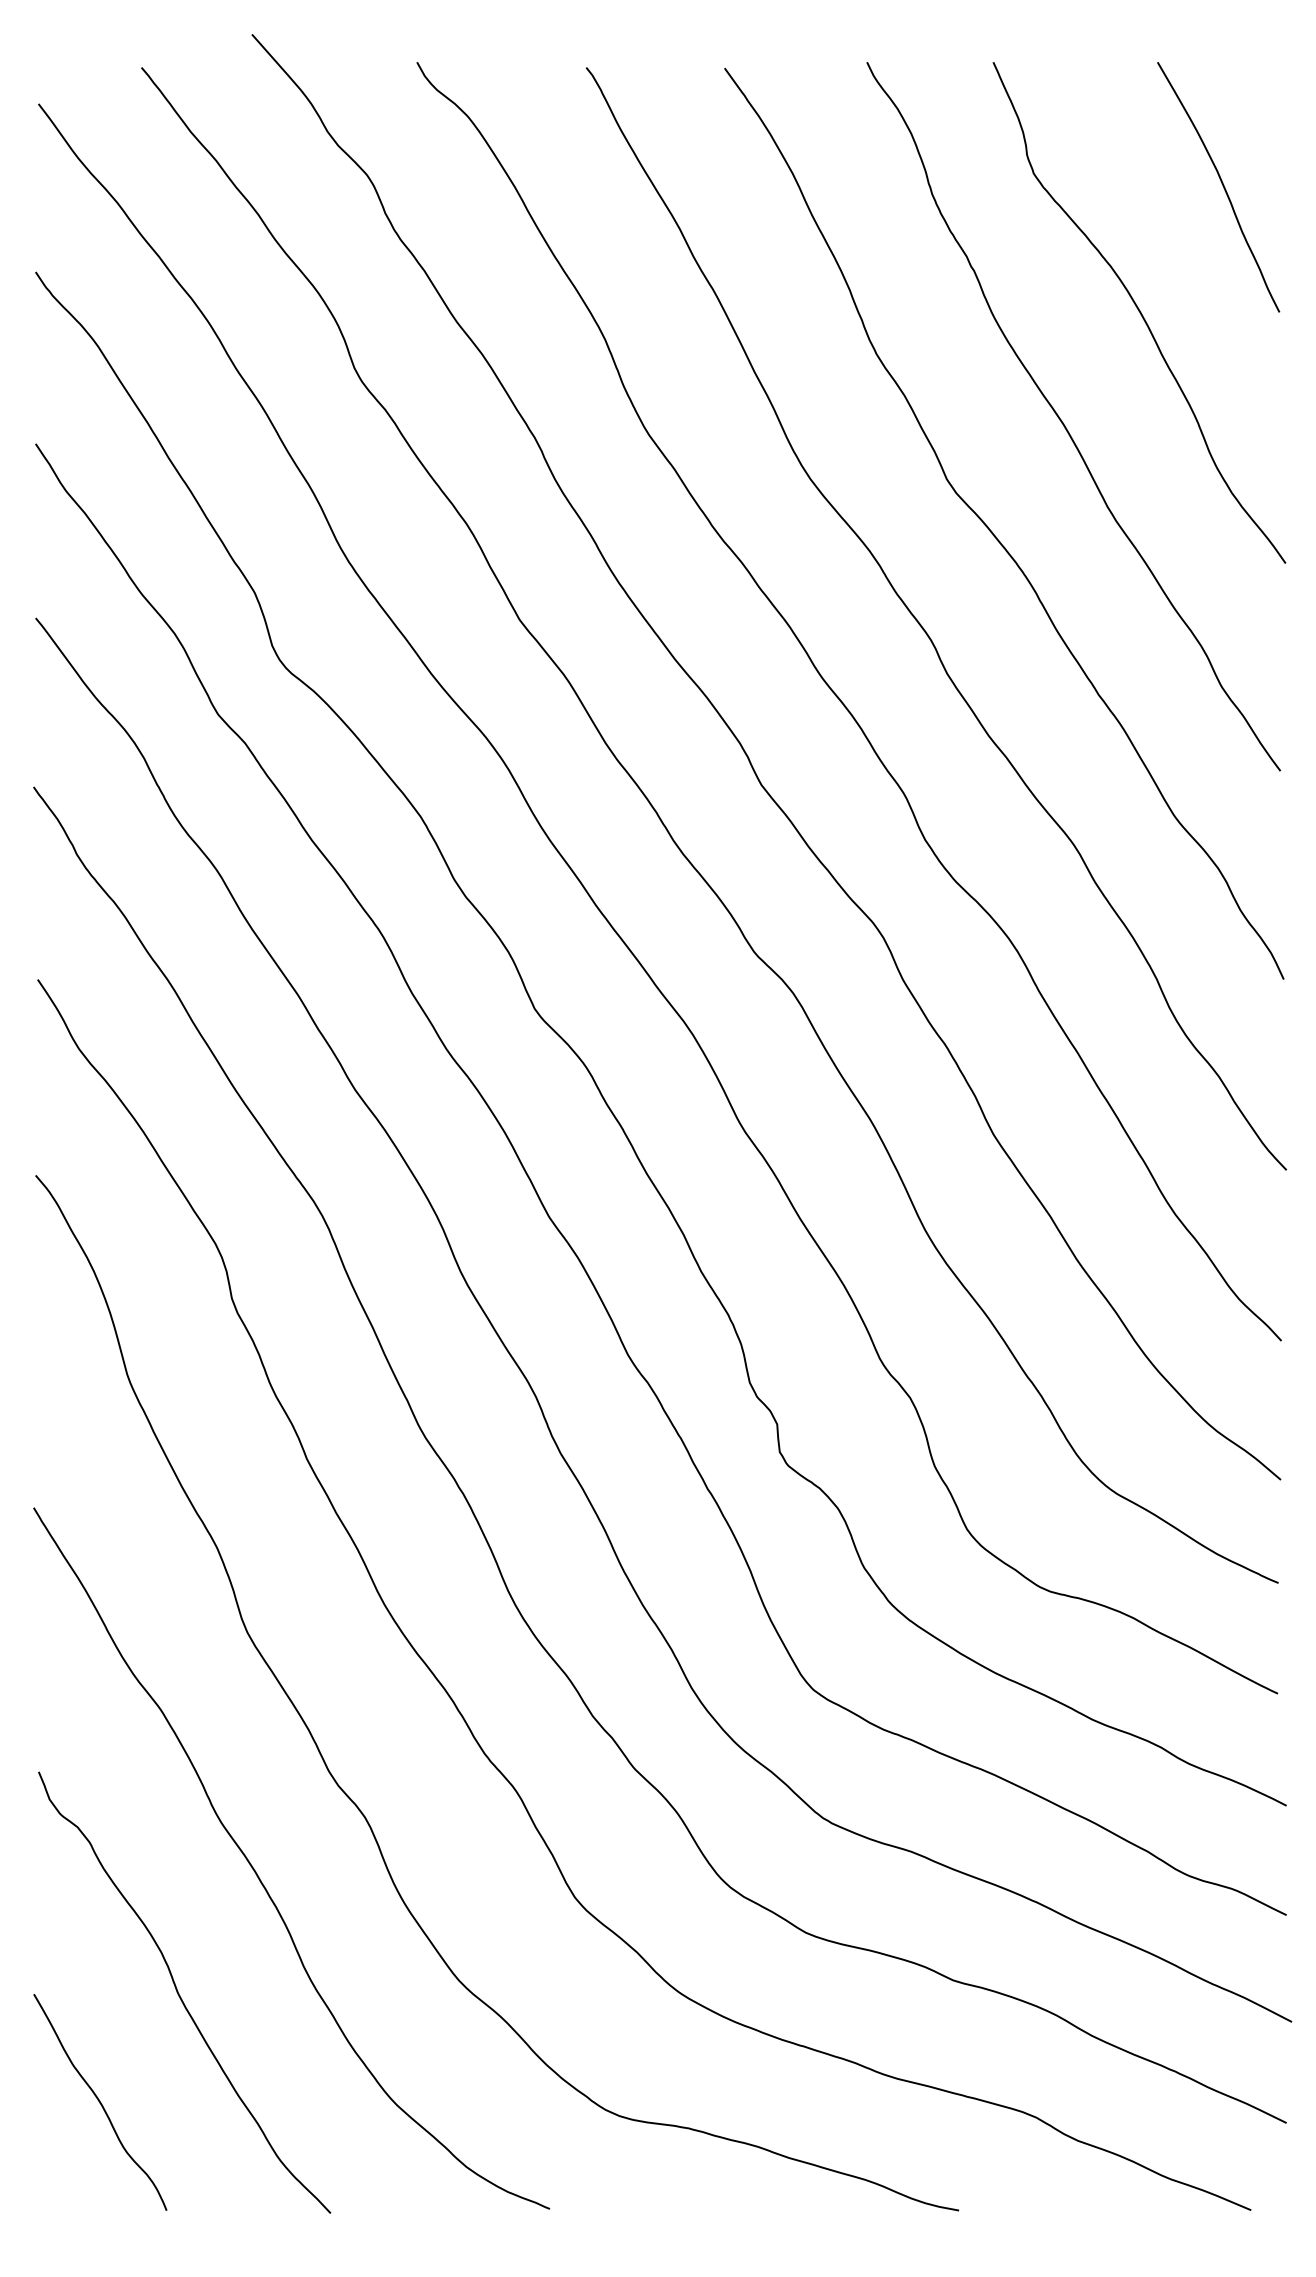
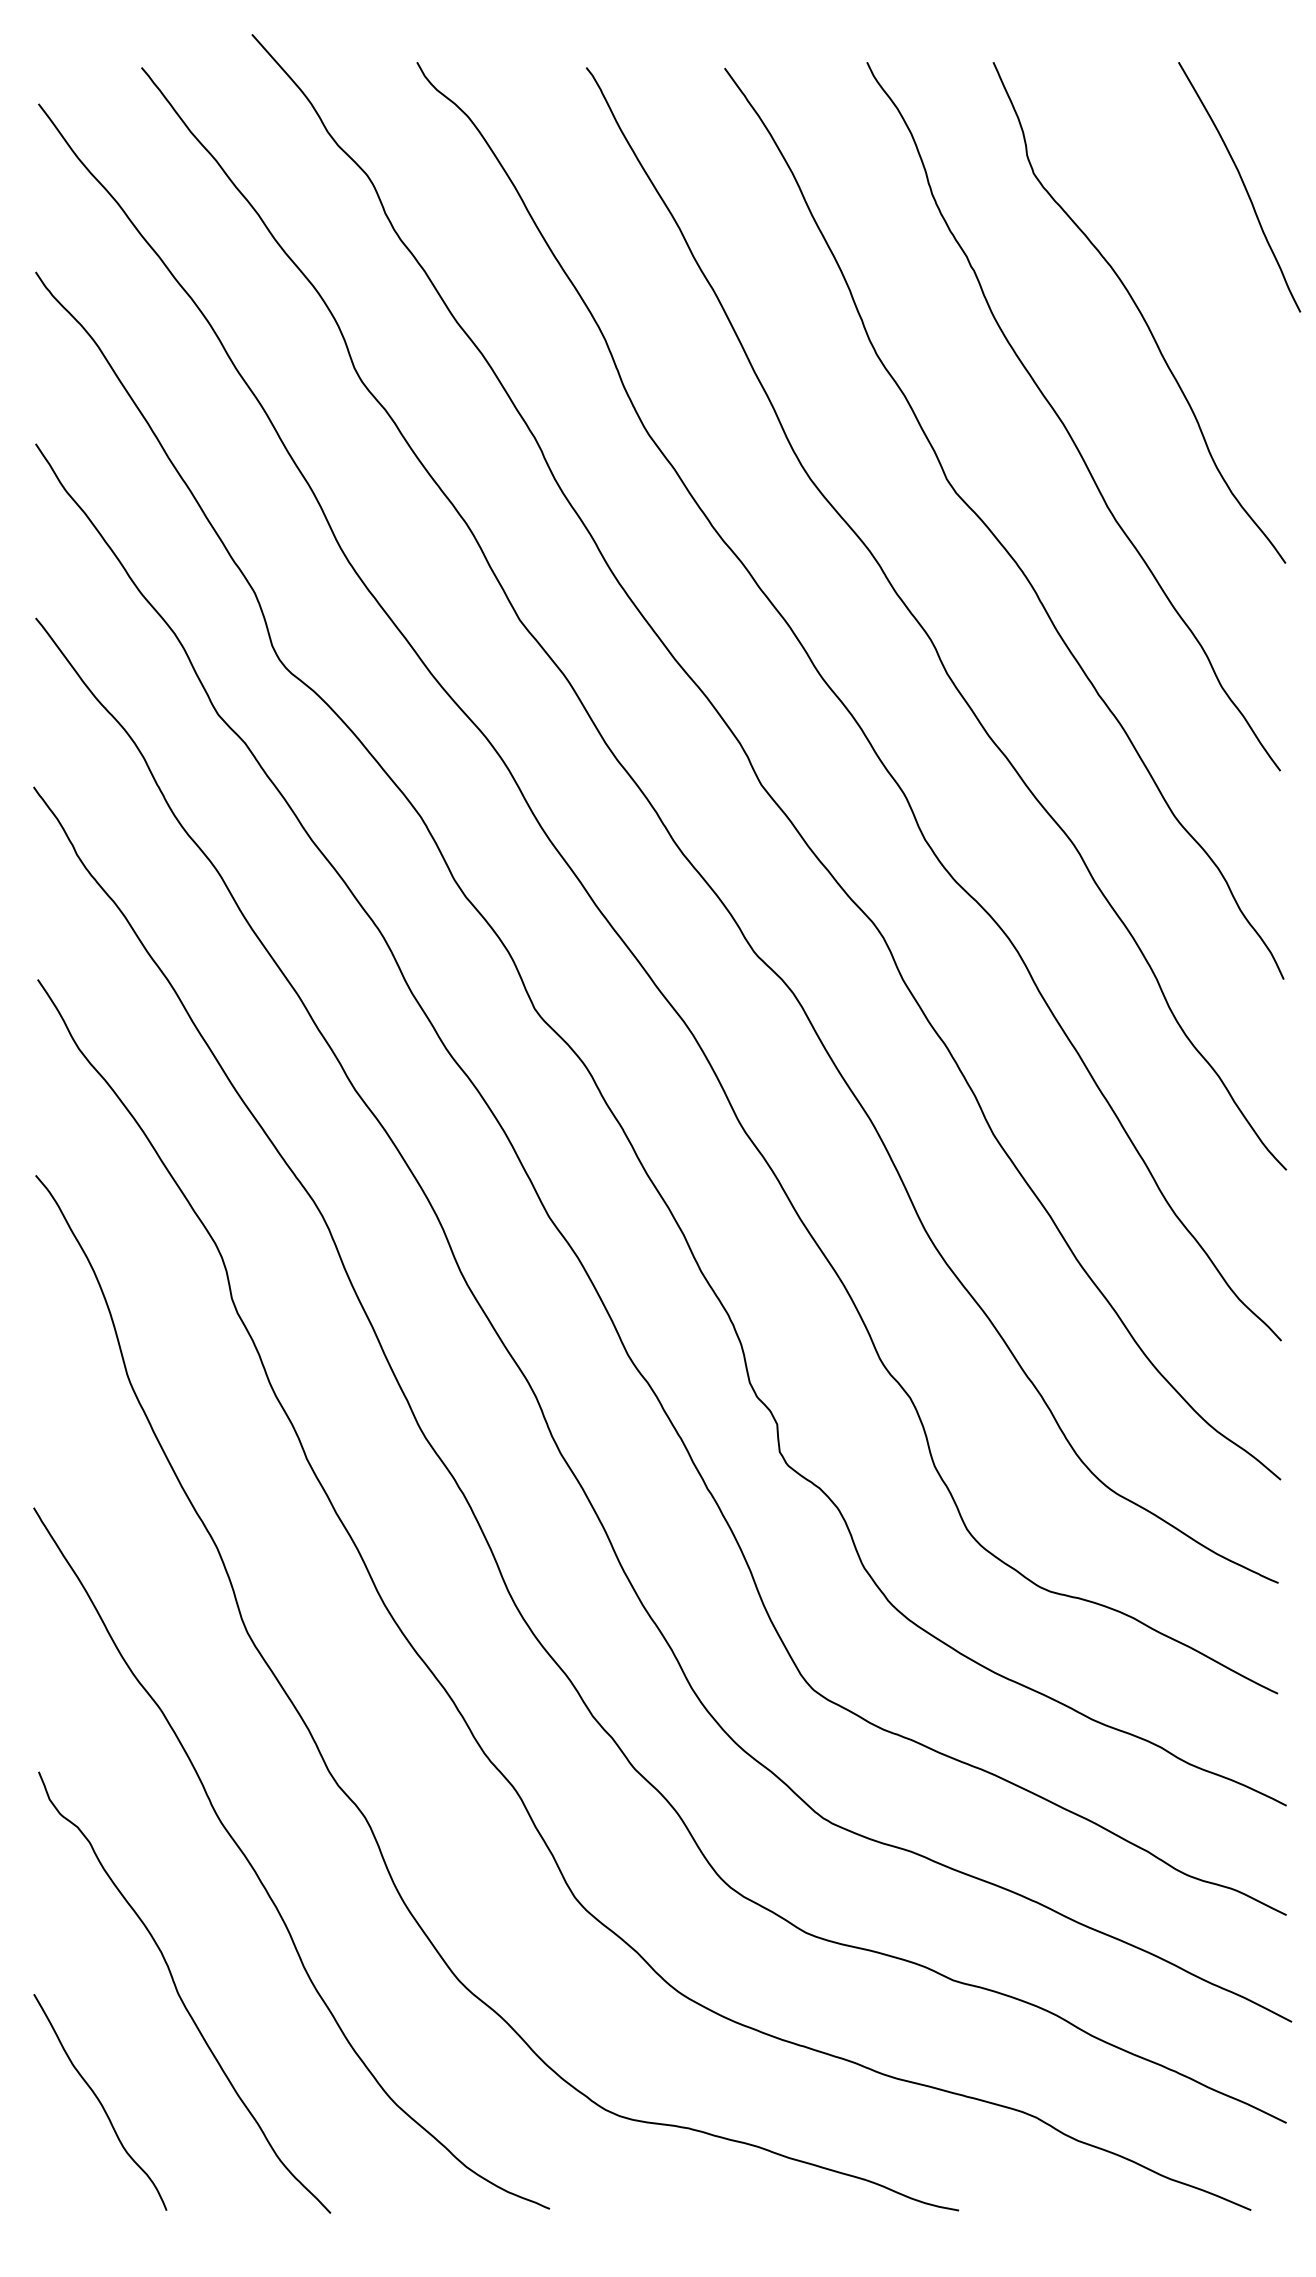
curve position: (1222, 186) -> (1243, 186) (1243, 186)
